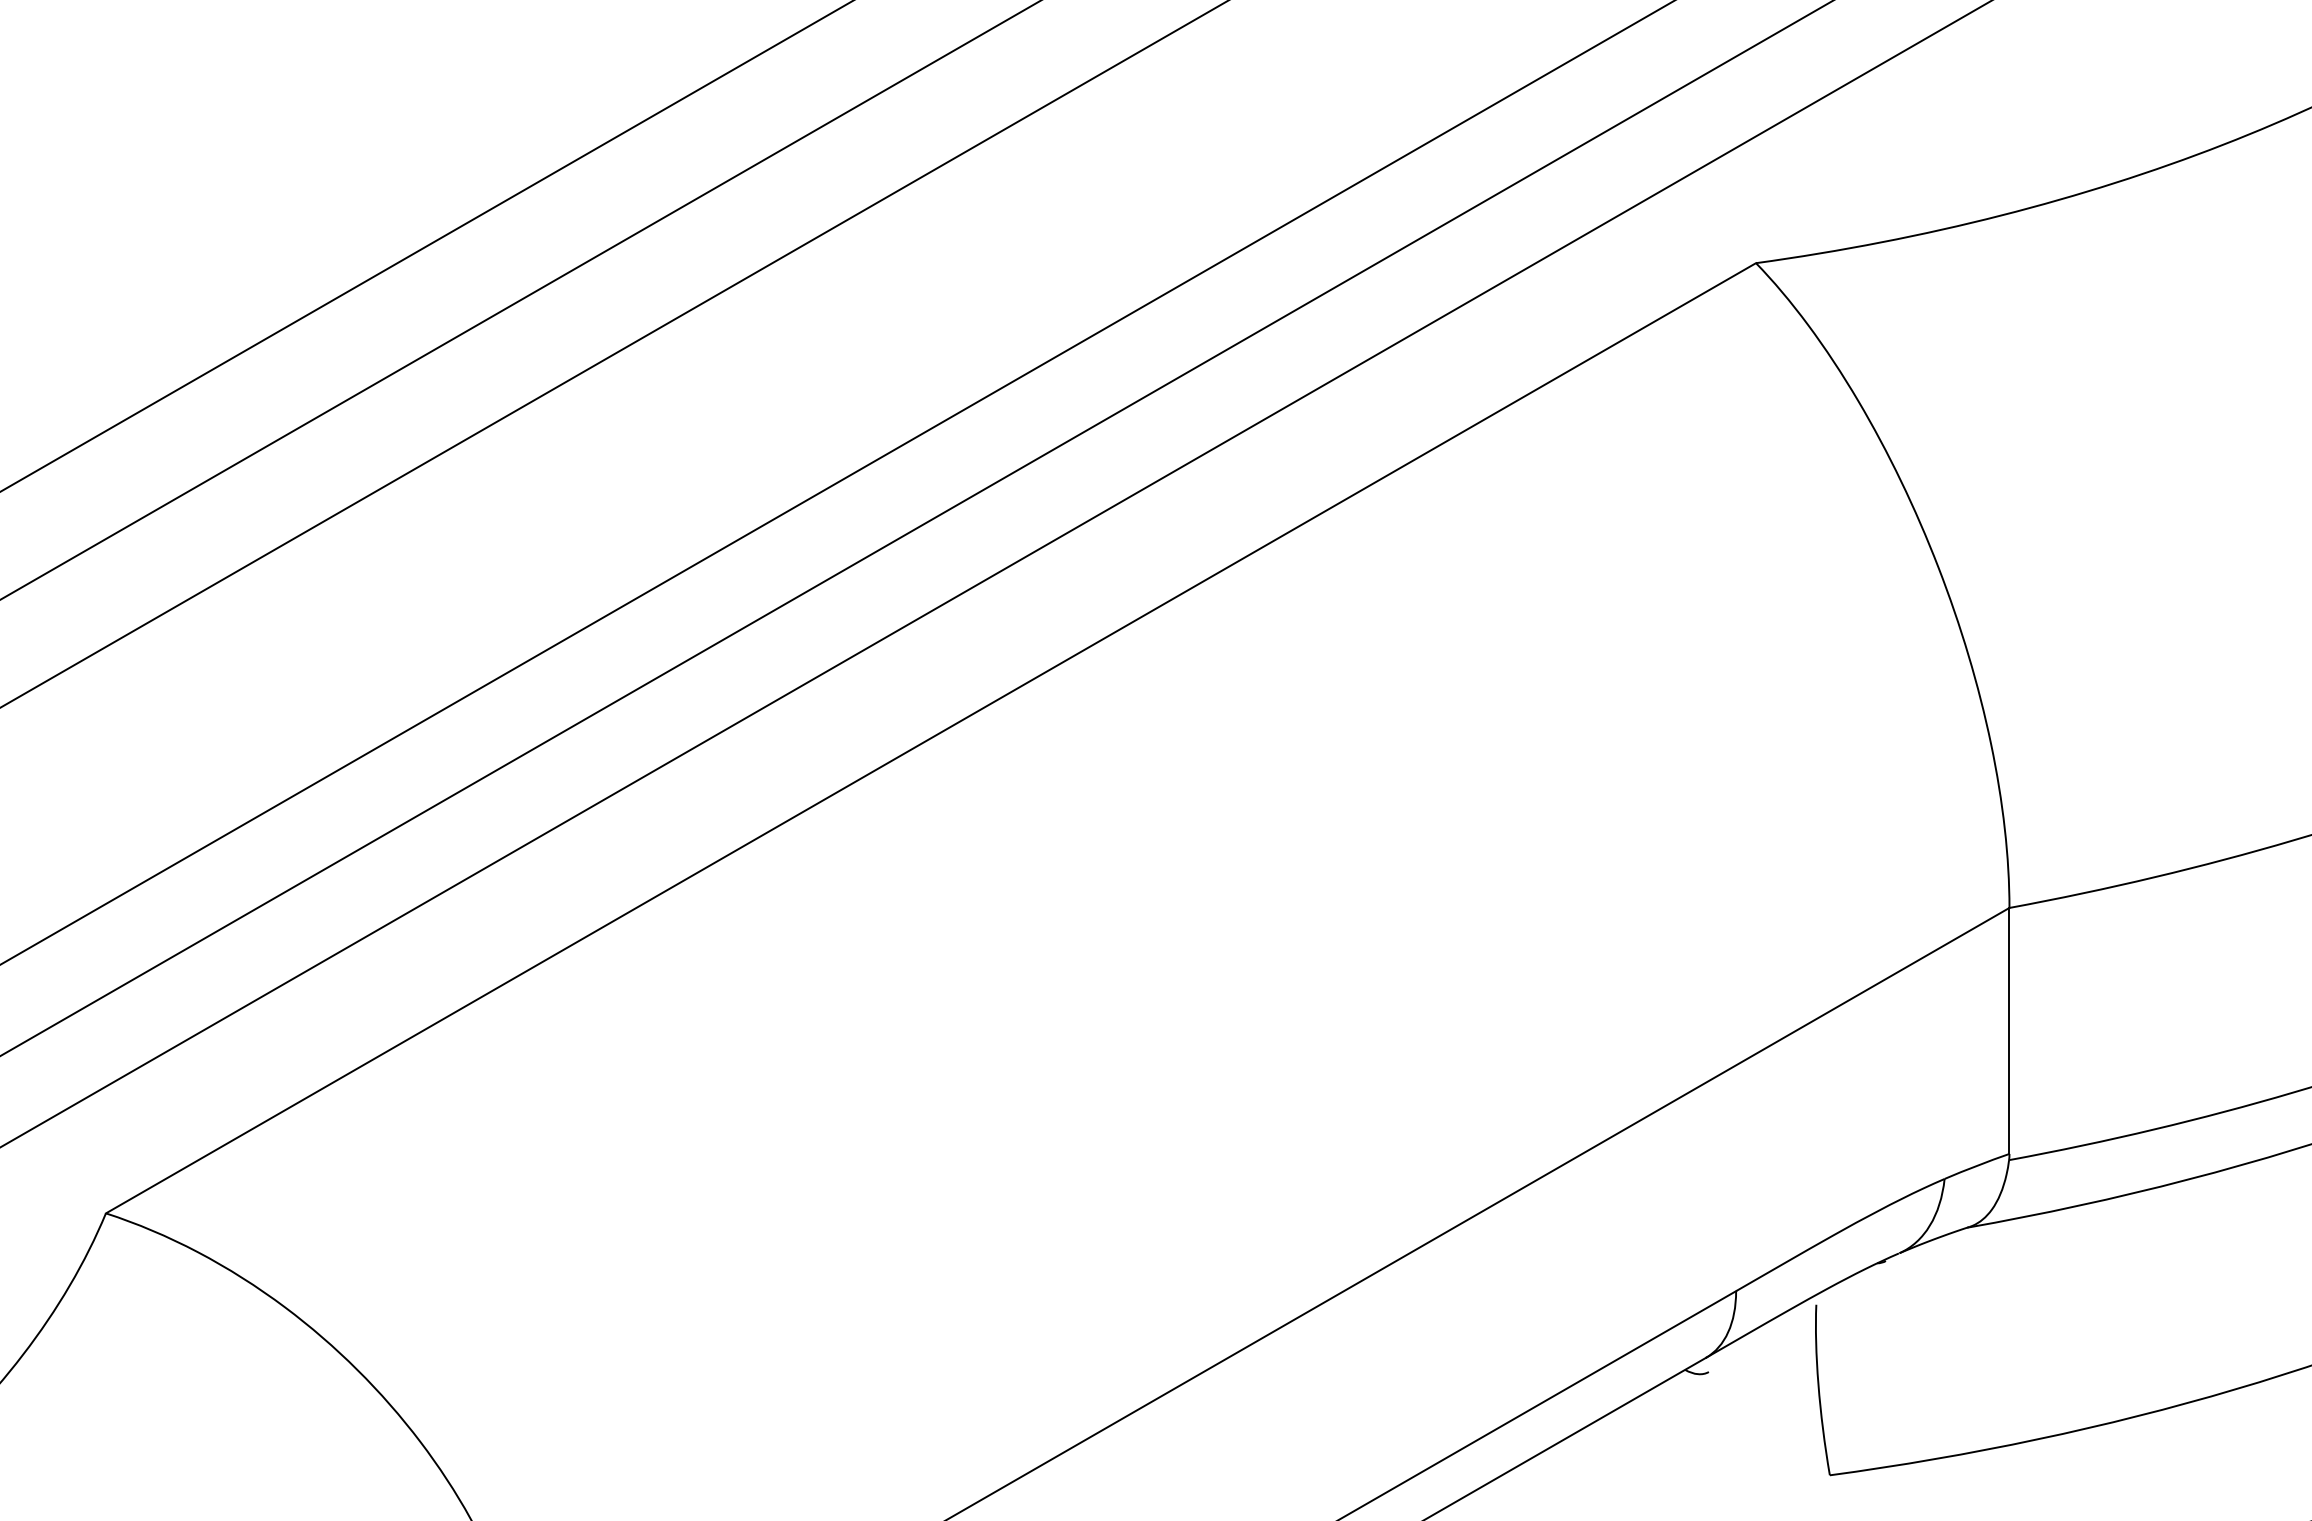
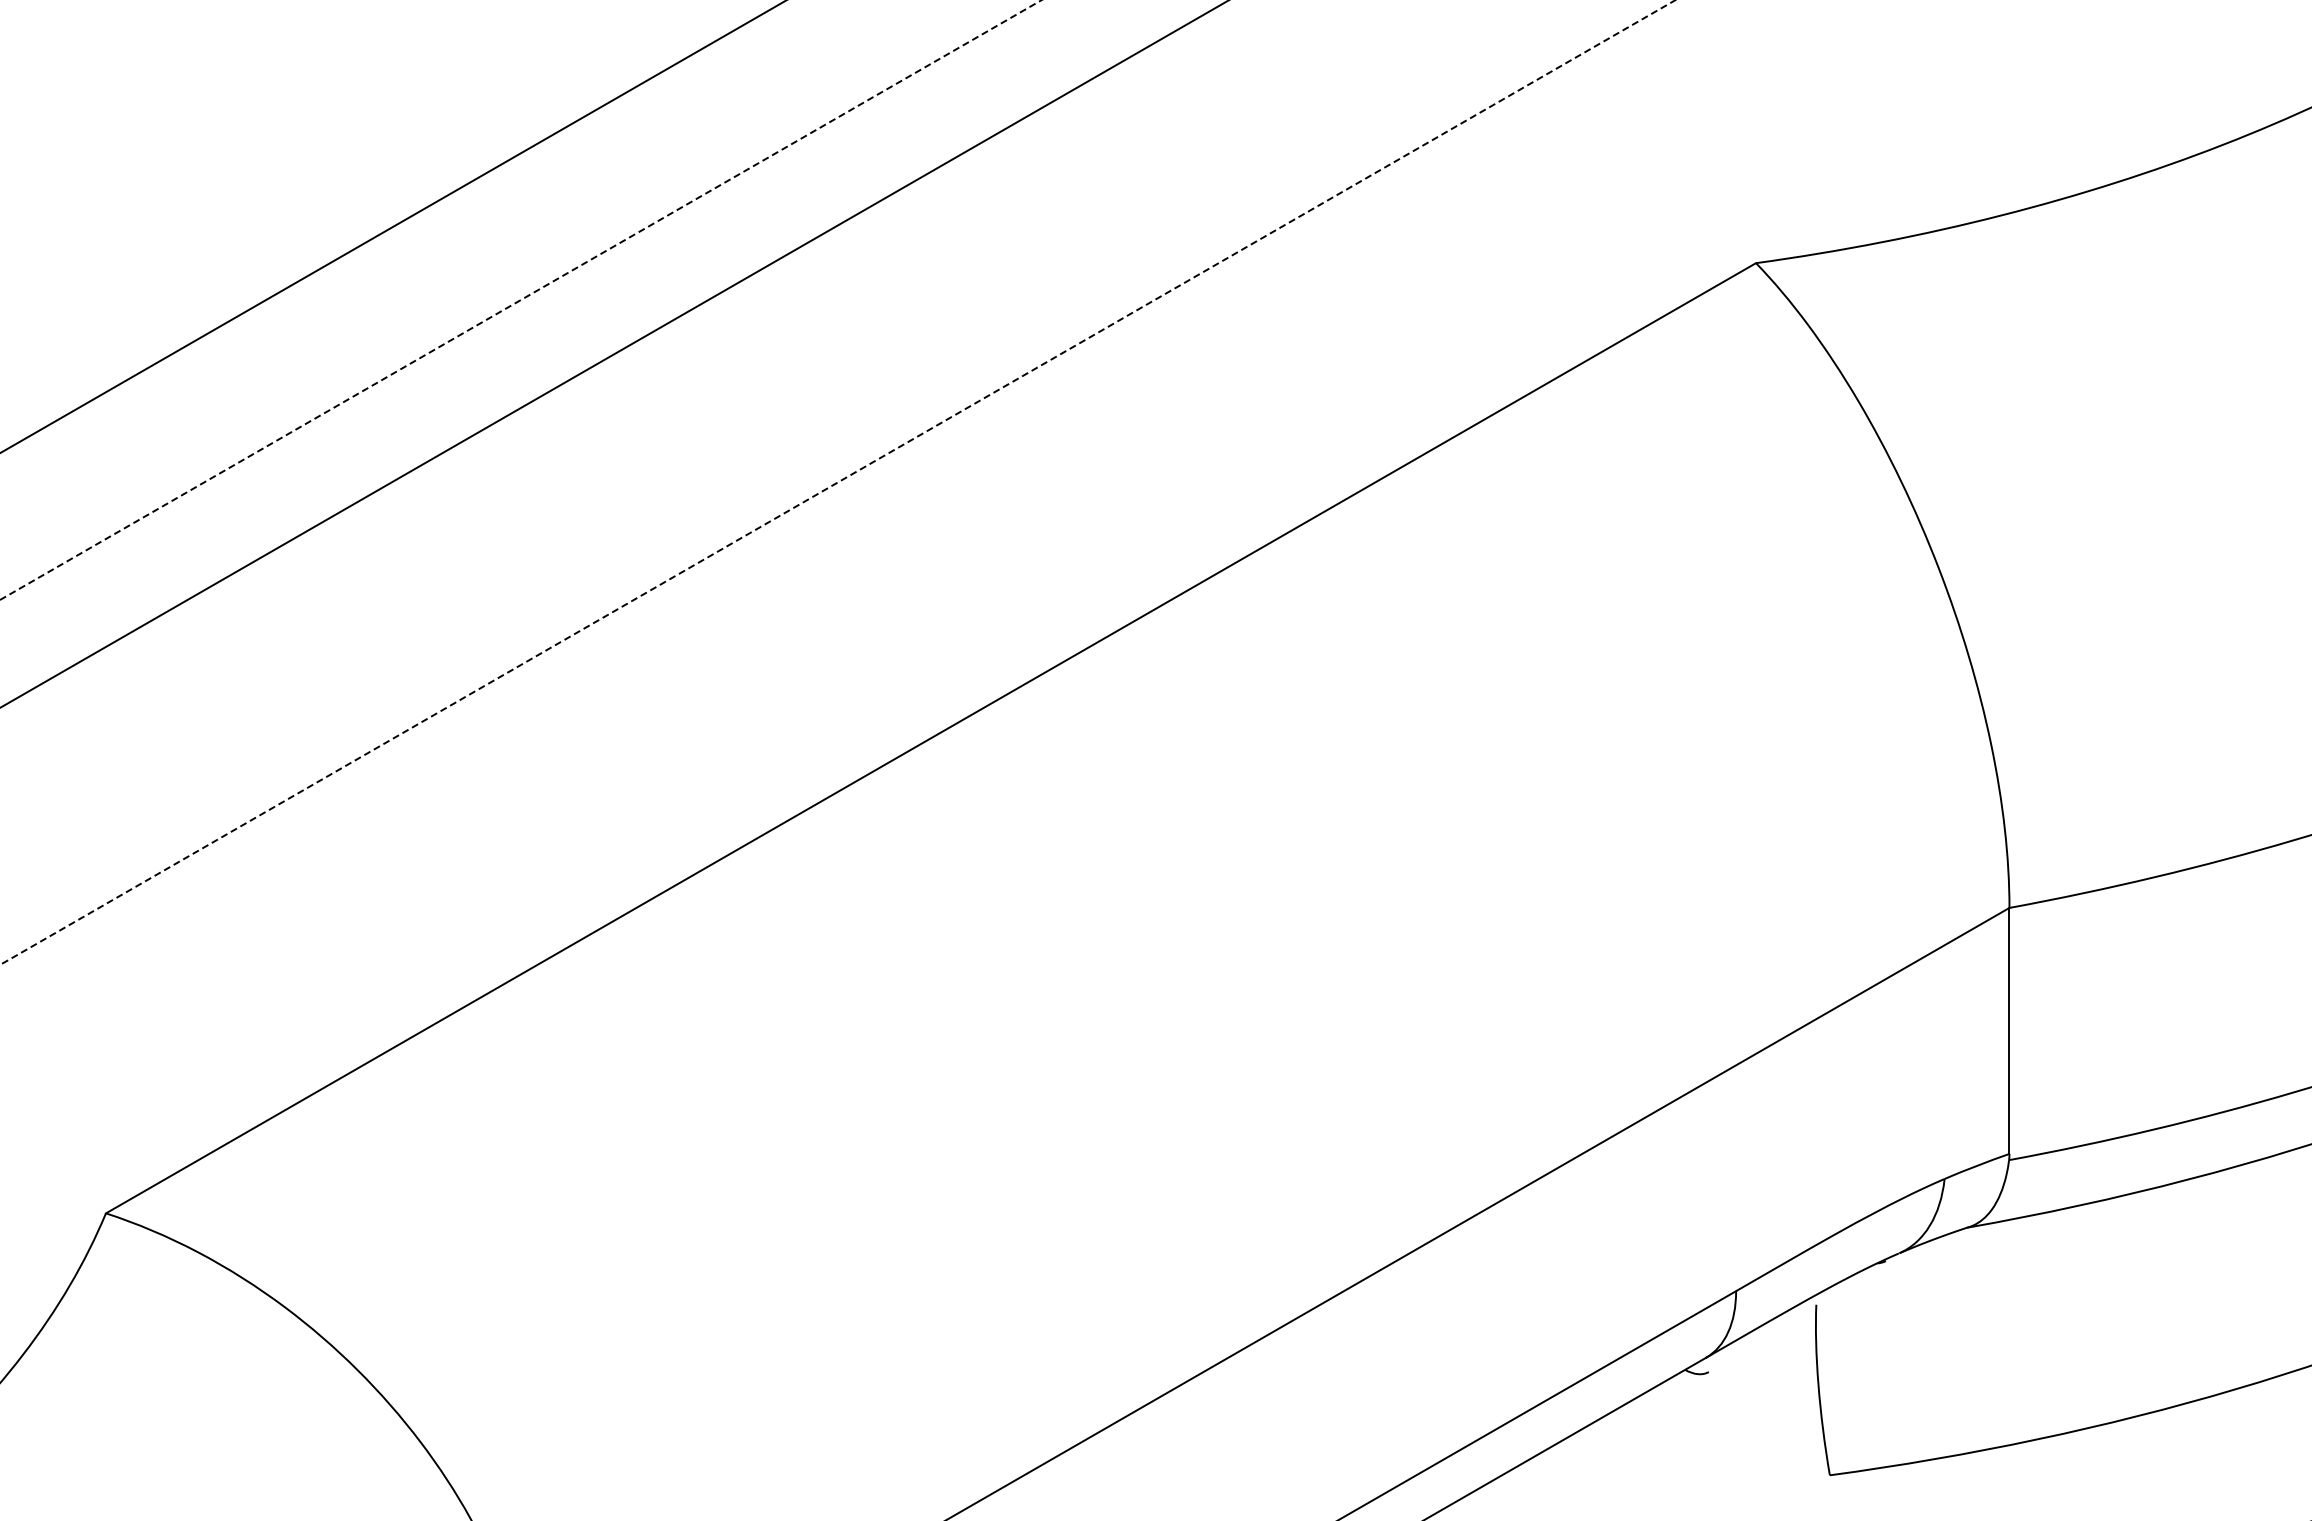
line position: (426, 246) -> (392, 226) (392, 226)
line: solid -> dashed (521, 299)
line: solid -> dashed (837, 482)
line: present -> none (916, 528)
line: present -> none (995, 574)
